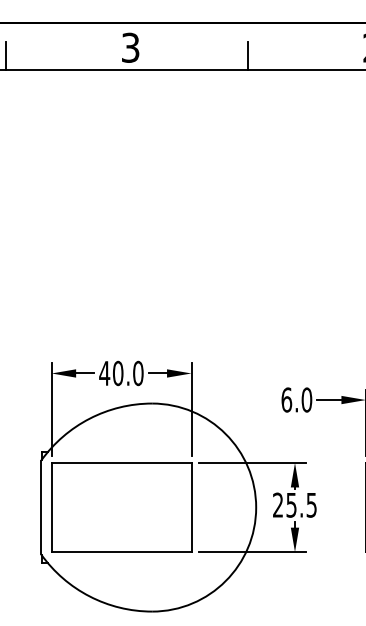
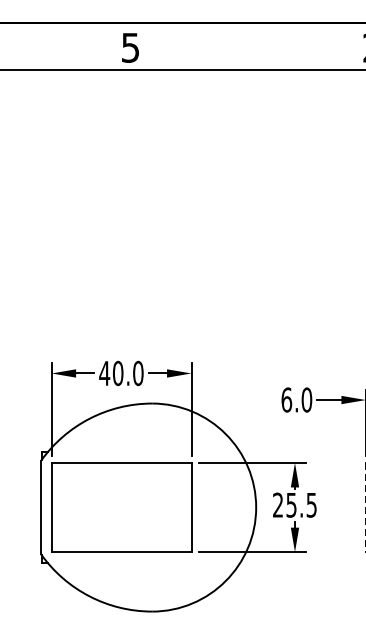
text: 3 -> 5 (130, 47)
line: present -> none (6, 55)
line: present -> none (247, 55)
line: solid -> dashed (365, 507)
